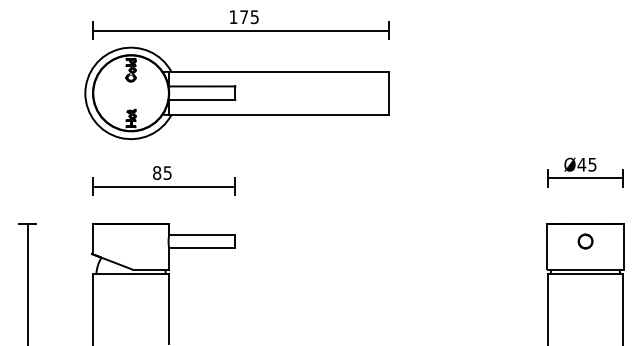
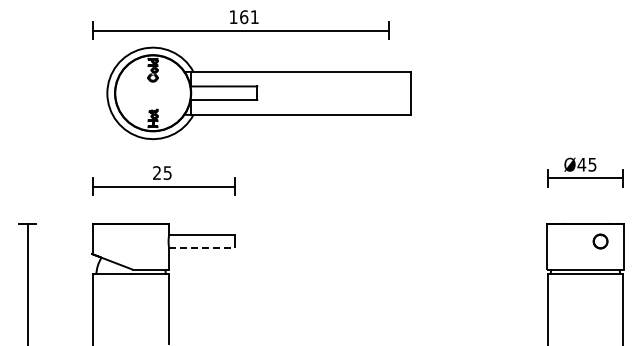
text: 175 -> 161 (249, 17)
part position: (236, 93) -> (258, 93) (258, 93)
text: 85 -> 25 (157, 172)
part position: (585, 241) -> (600, 241) (600, 241)
line: solid -> dashed (202, 248)
